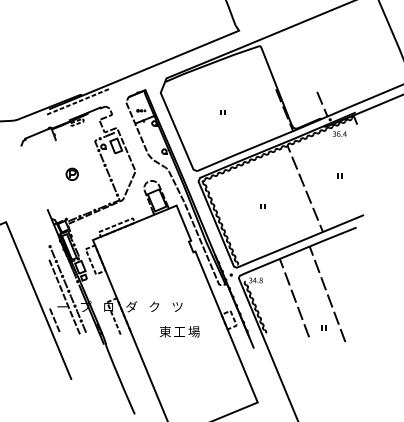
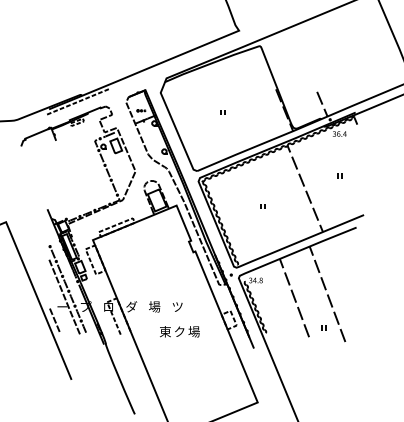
part: present -> none (71, 173)
text: ク -> 場 (154, 306)
text: 工 -> ク (179, 331)
